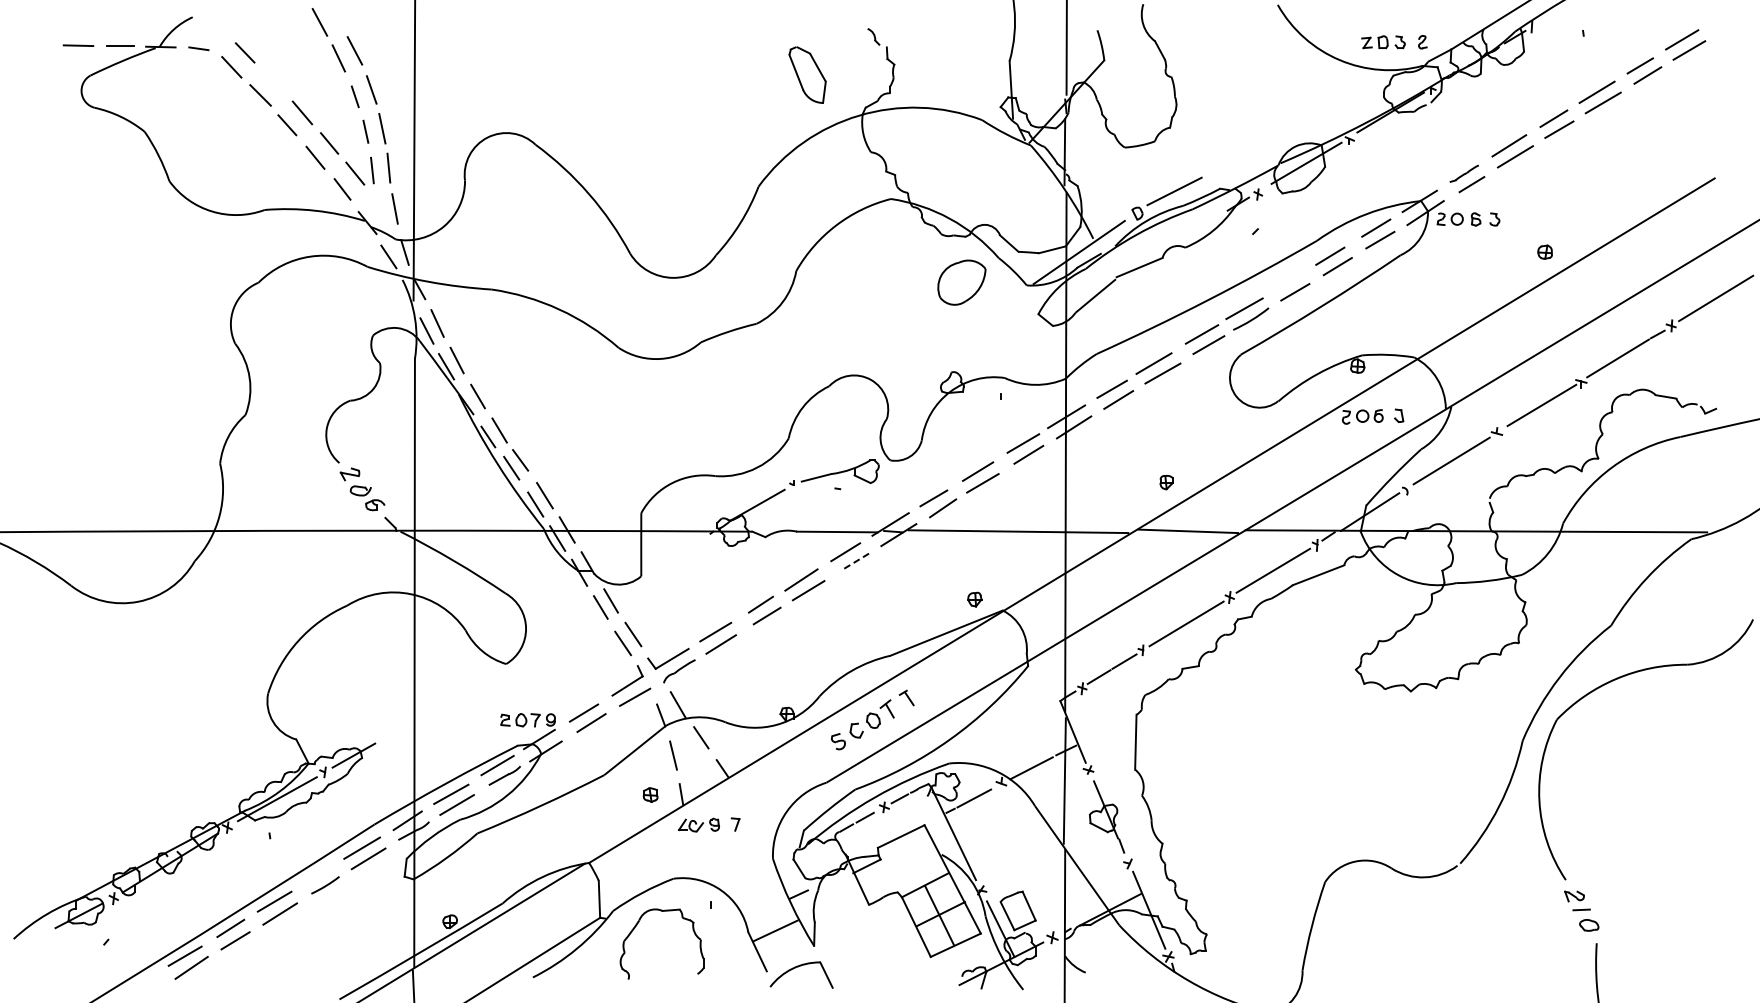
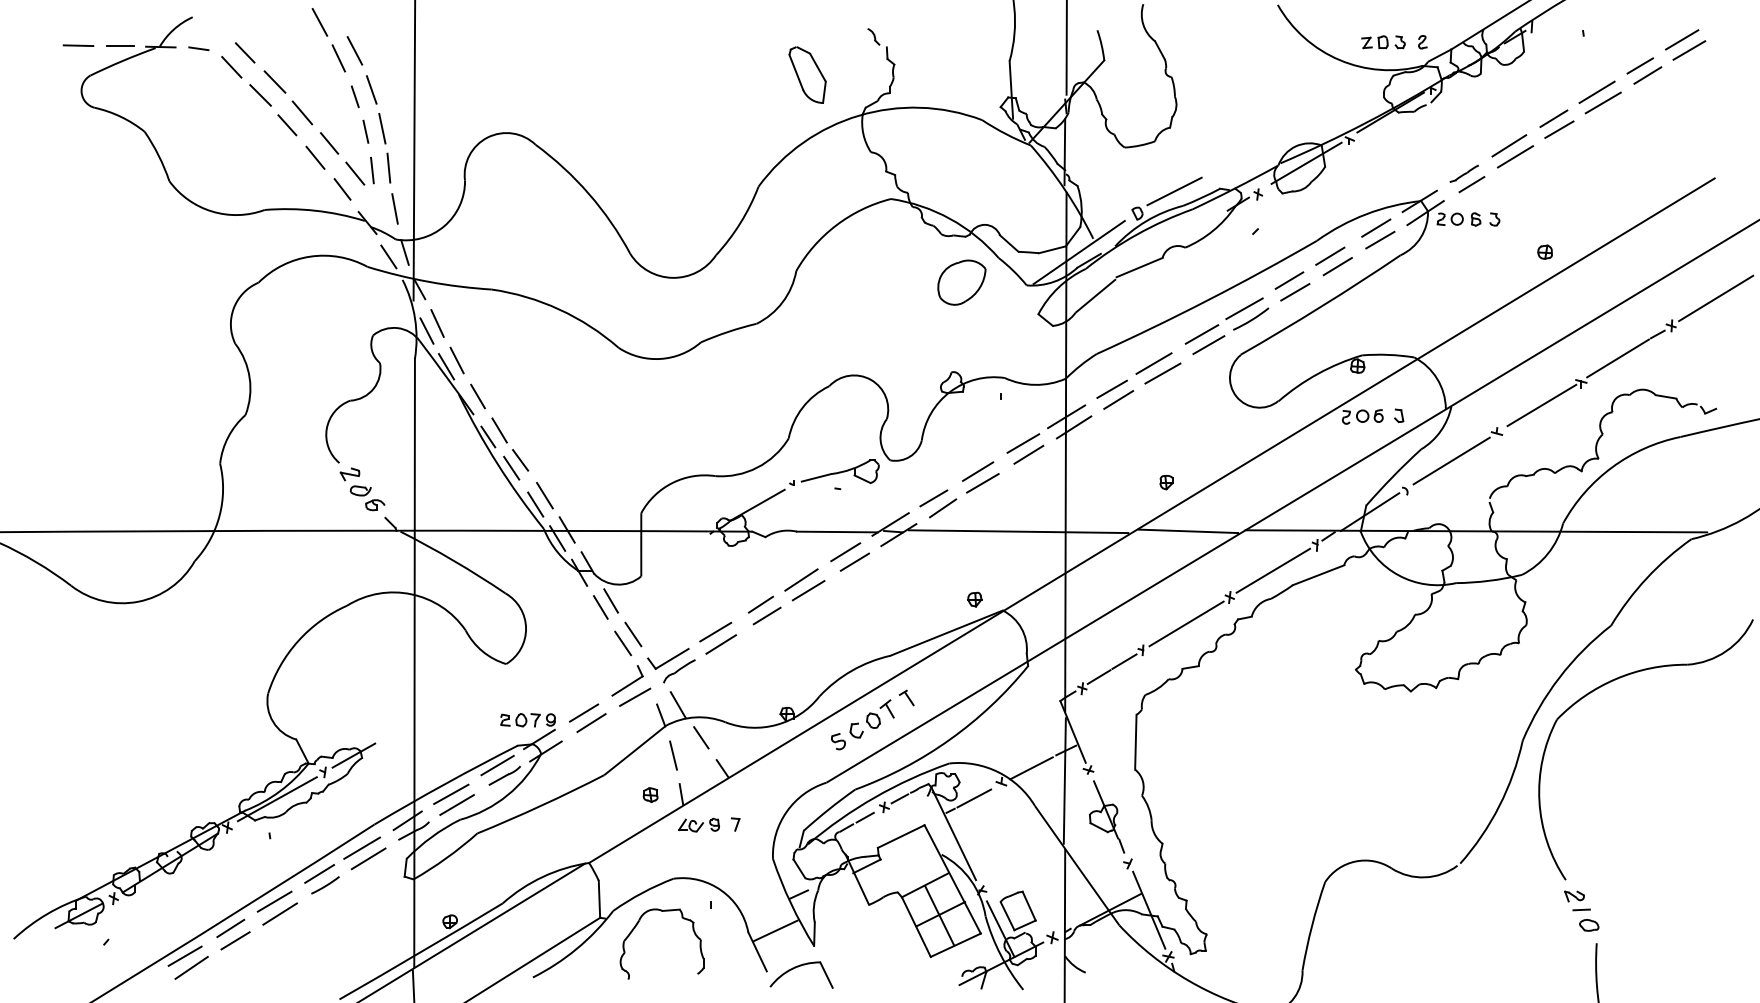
line: none -> present (274, 81)
line: none -> present (1289, 280)
line: dashed -> solid (854, 562)
line: none -> present (319, 873)
